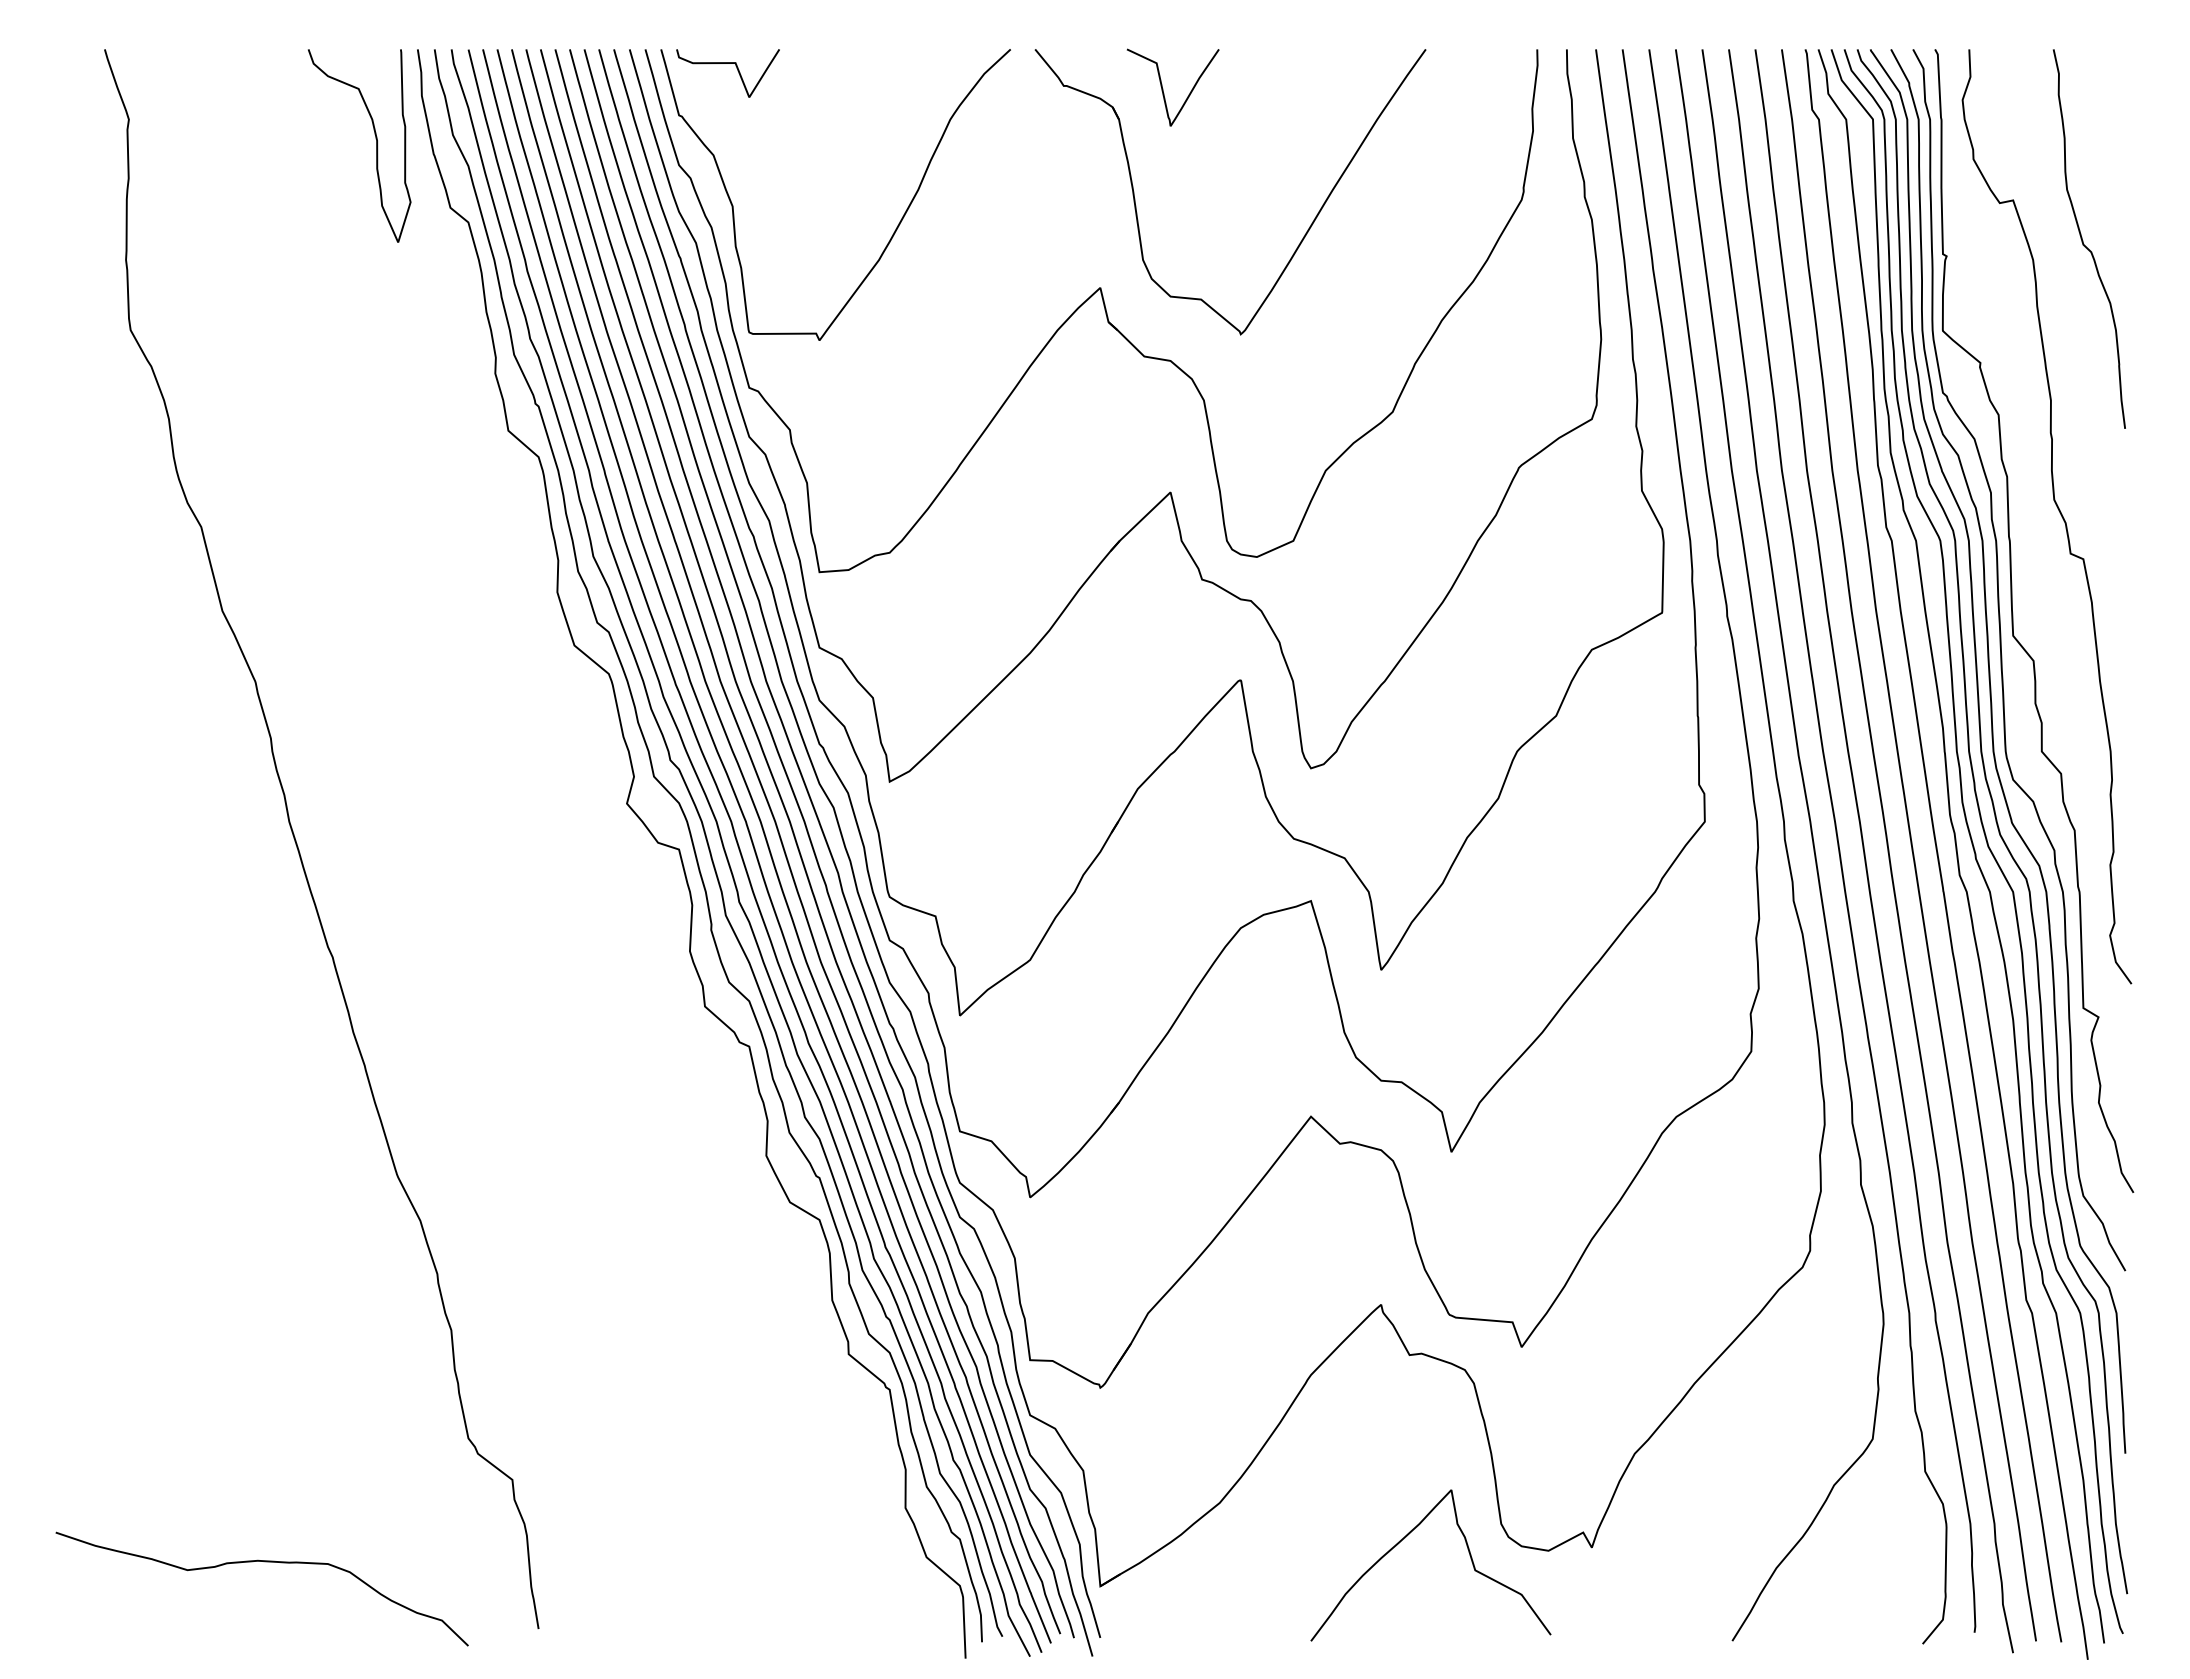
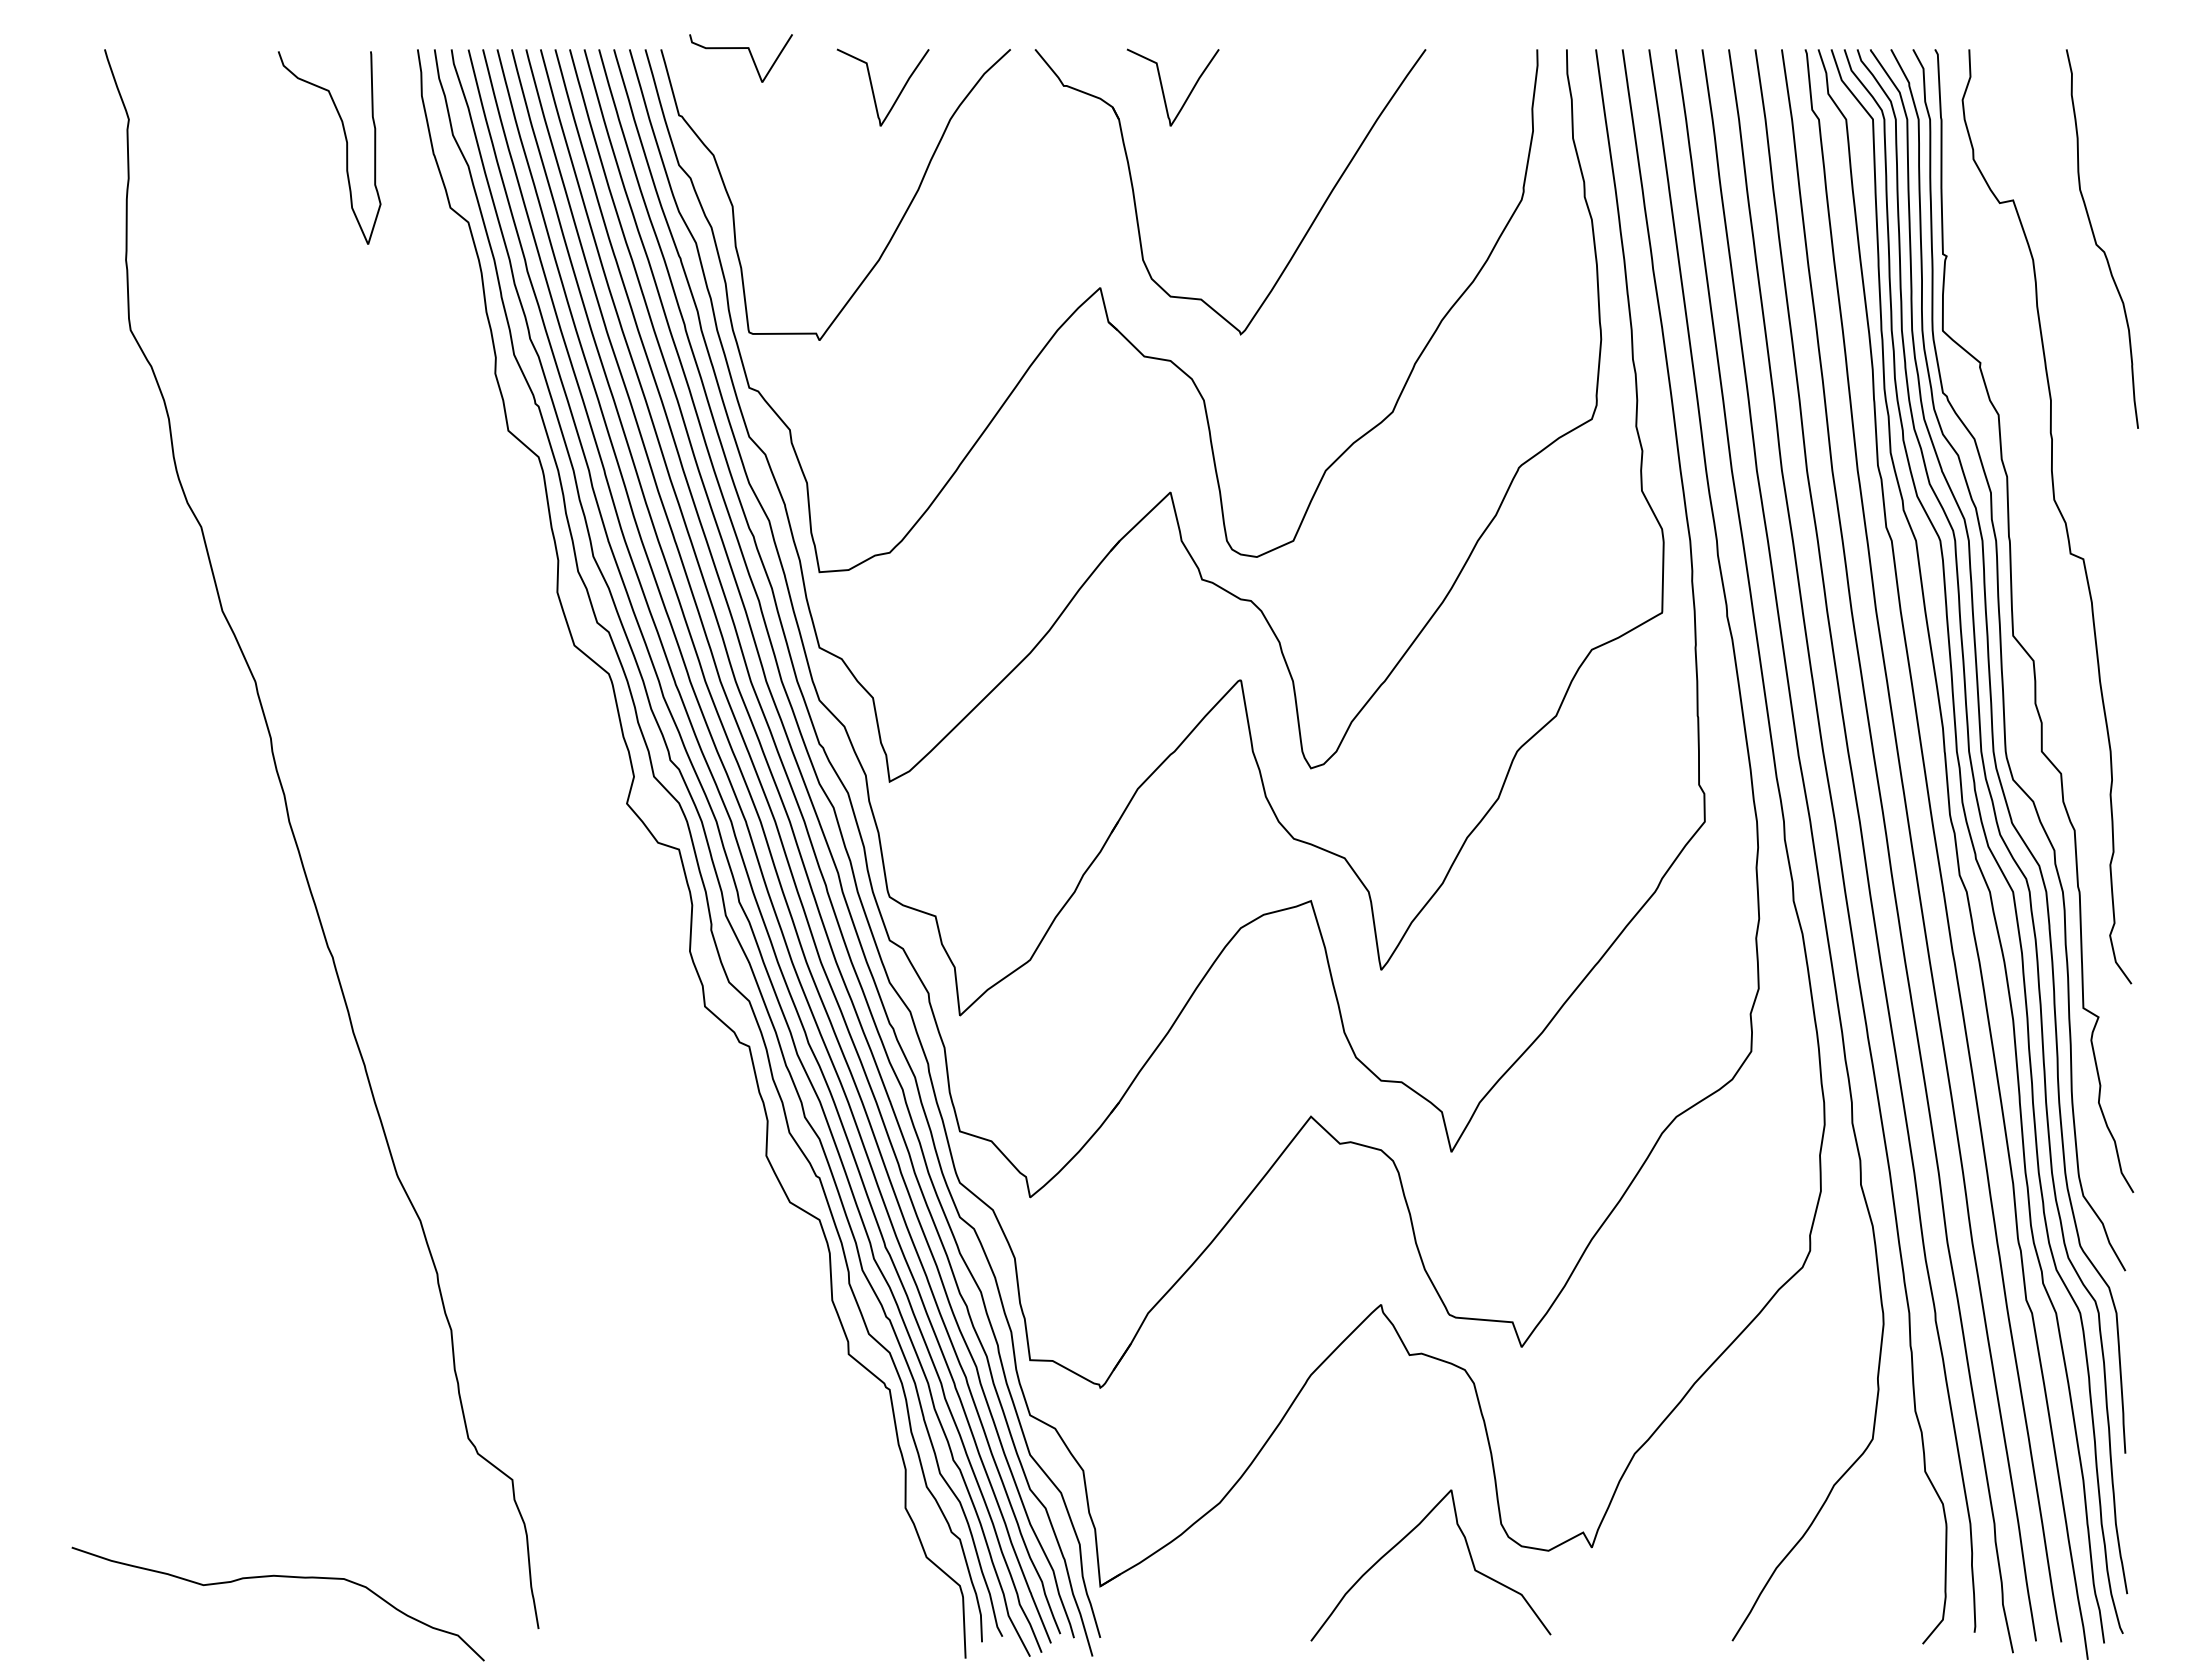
curve position: (727, 63) -> (740, 48) (740, 48)
curve: none -> present (873, 88)
curve position: (376, 145) -> (346, 147) (346, 147)
curve position: (2083, 240) -> (2096, 240) (2096, 240)
curve position: (264, 1562) -> (280, 1577) (280, 1577)
